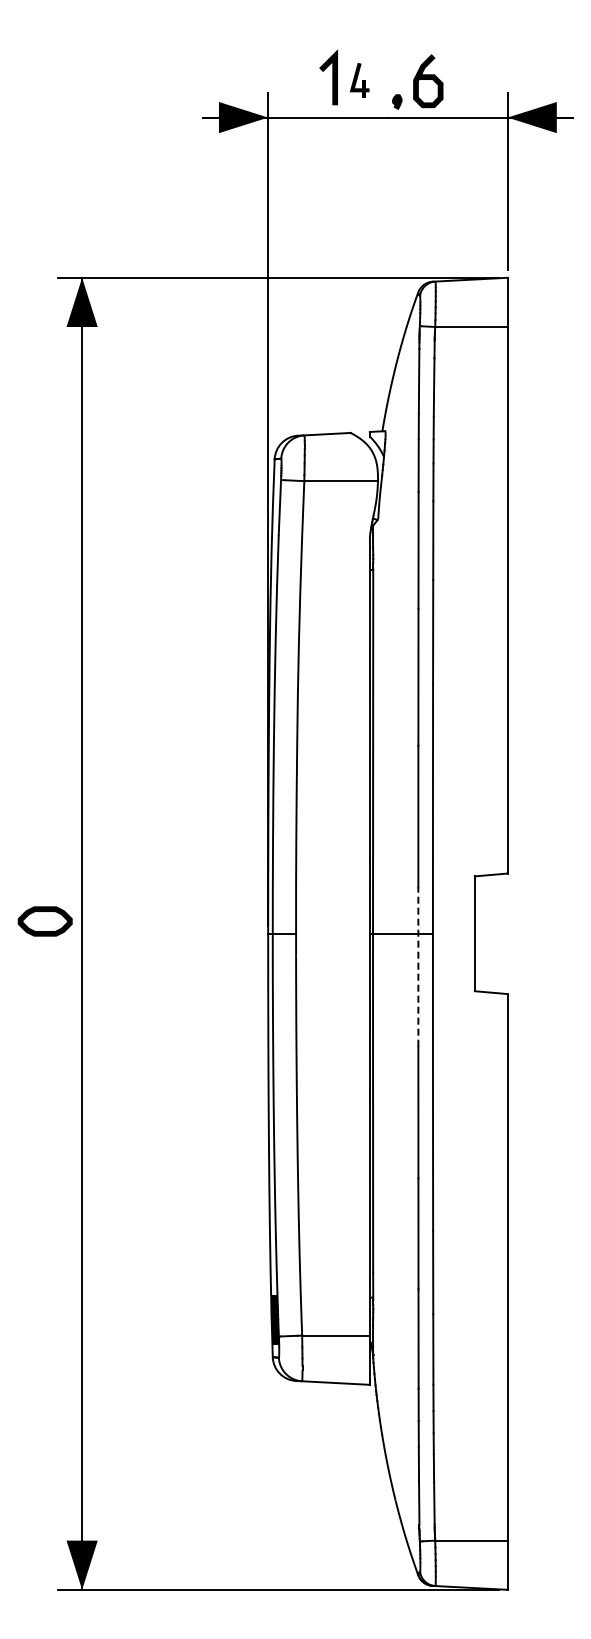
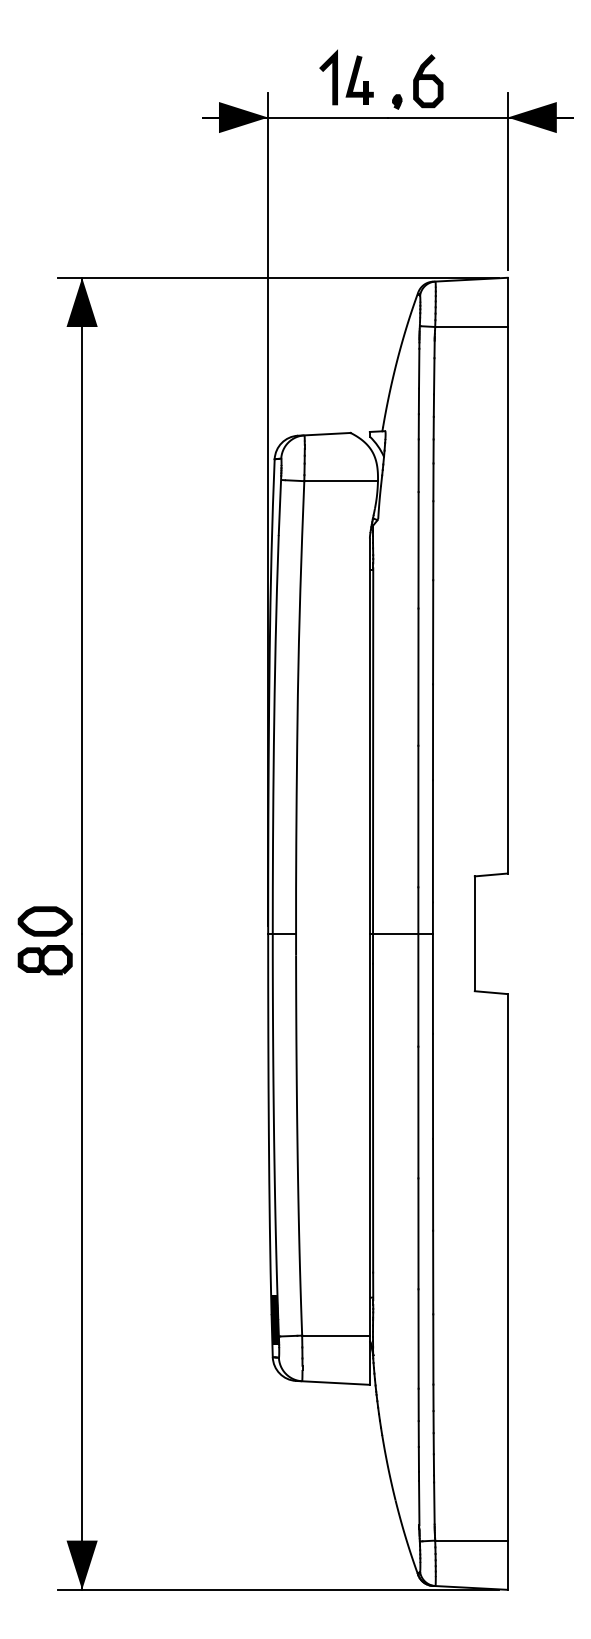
part size: 20x35 px -> 29x50 px (359, 79)
part: none -> present (44, 960)
line: dashed -> solid (418, 967)
